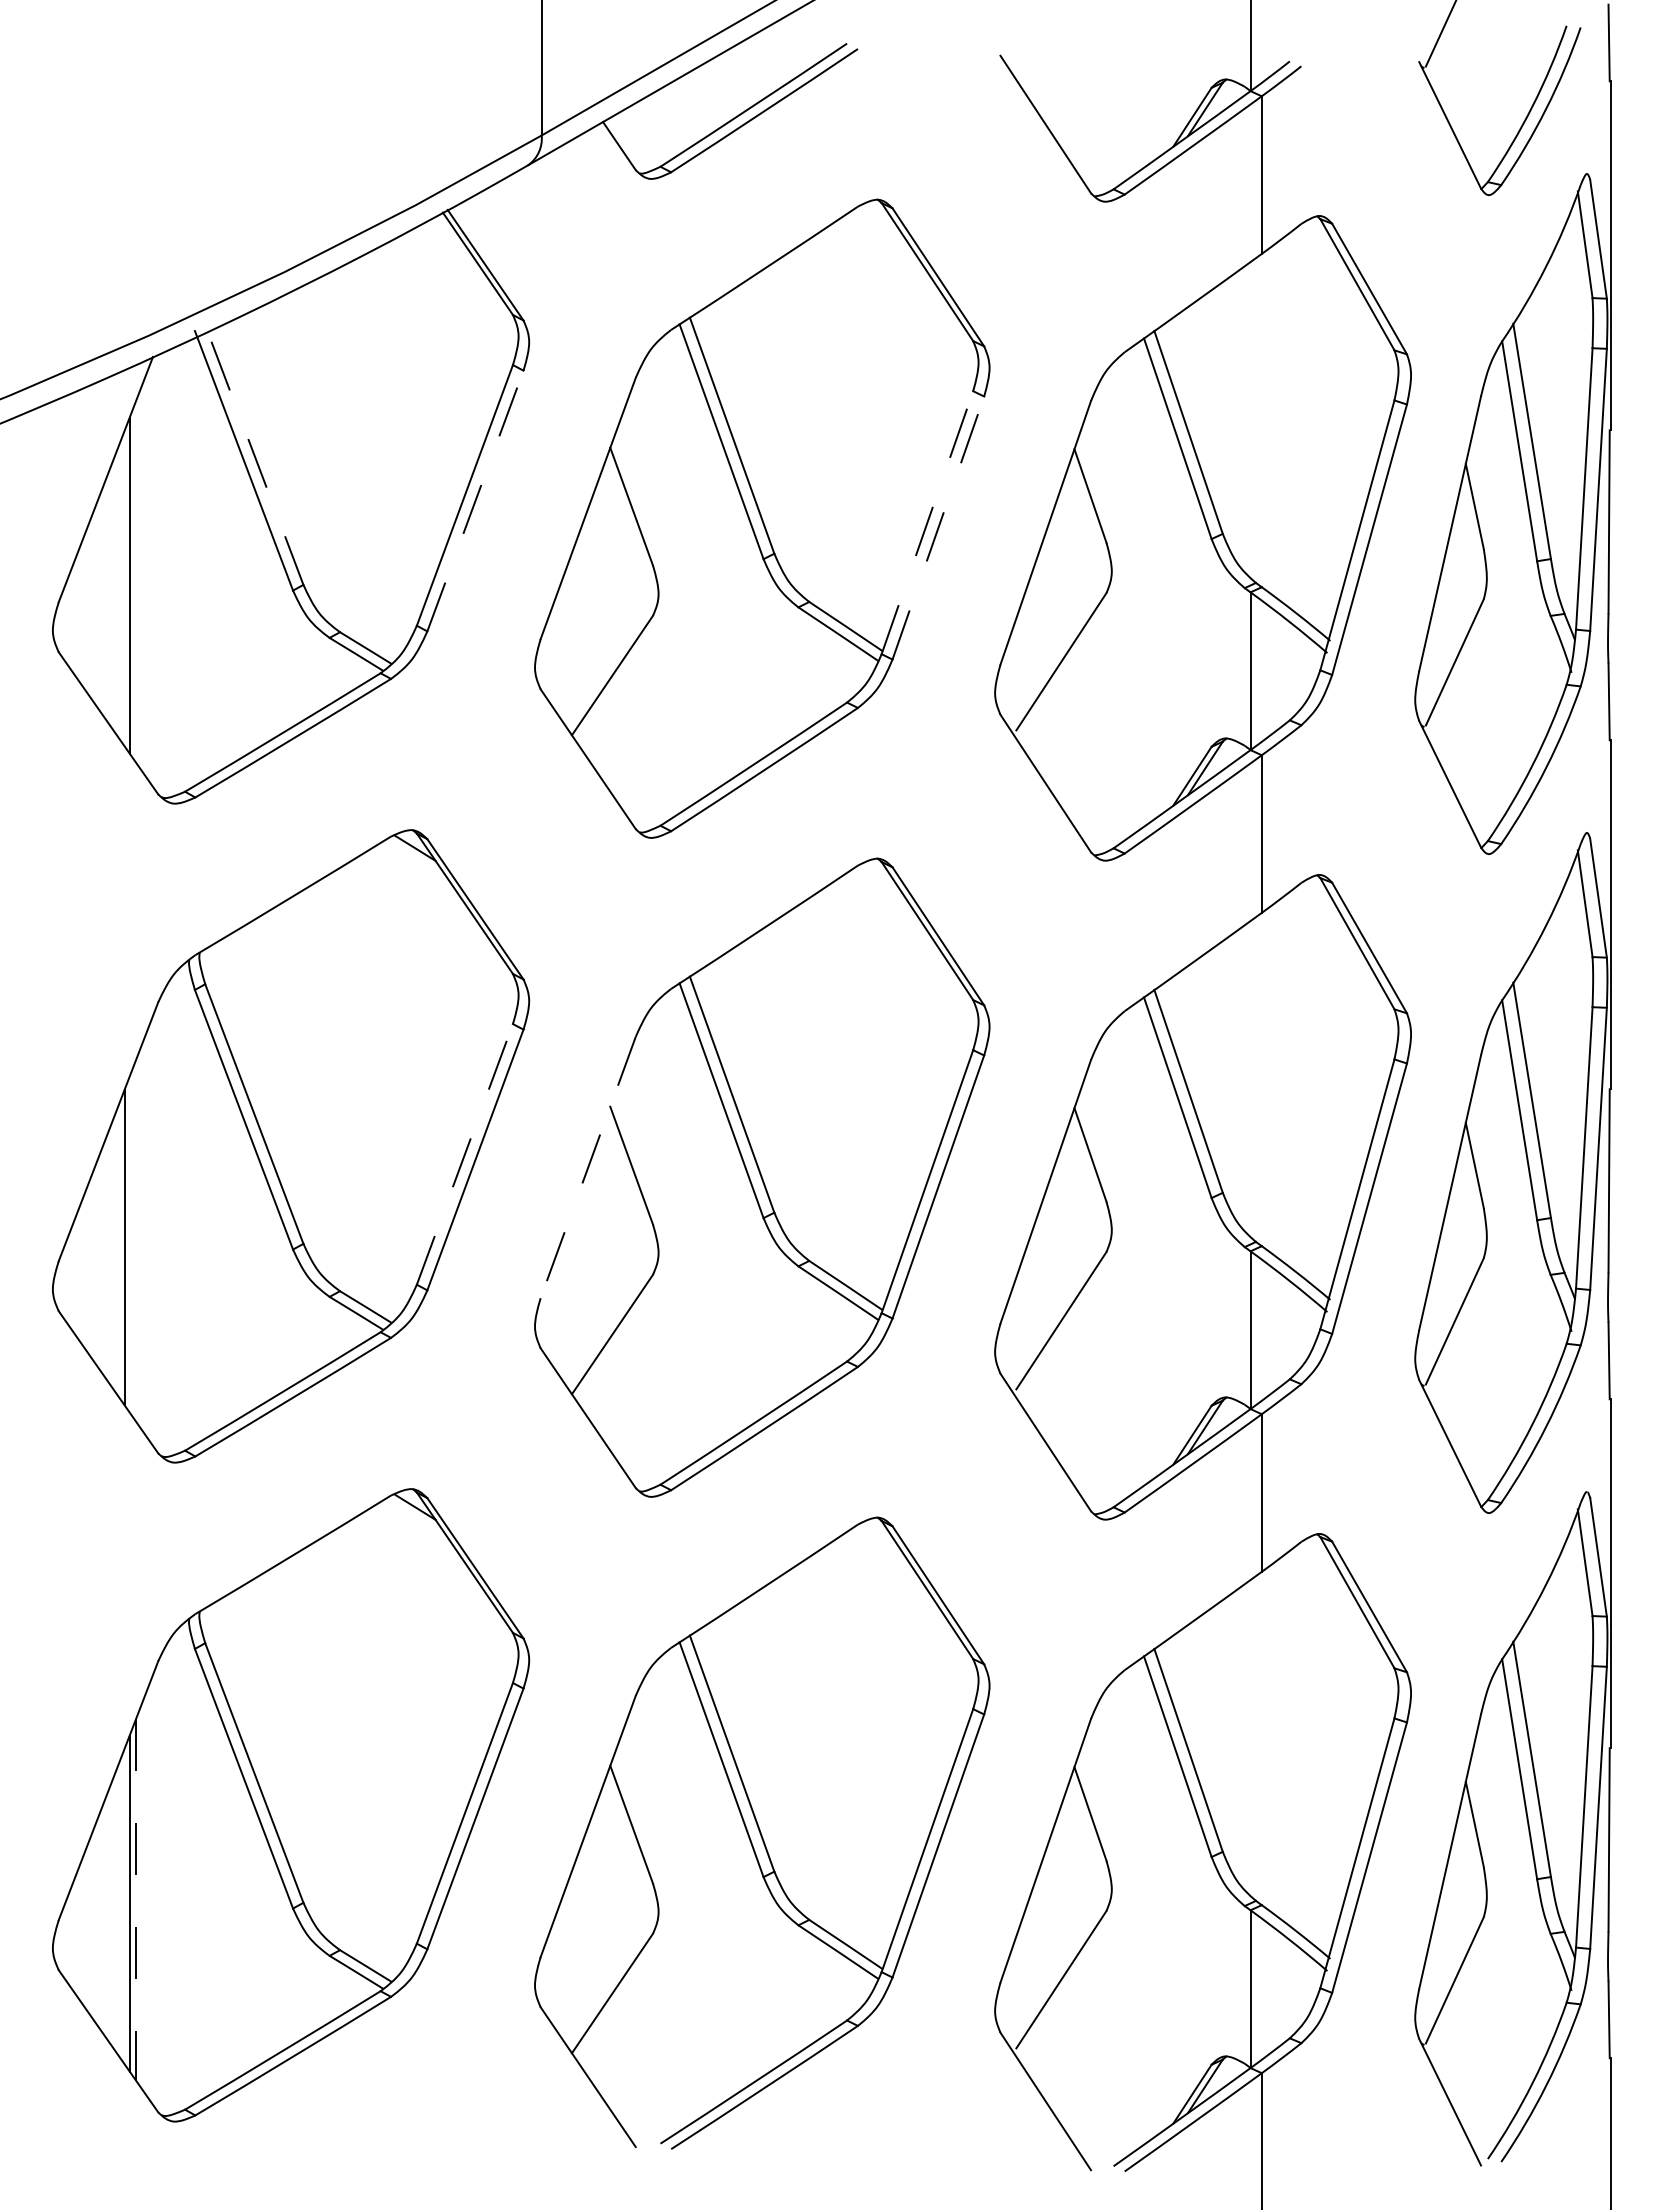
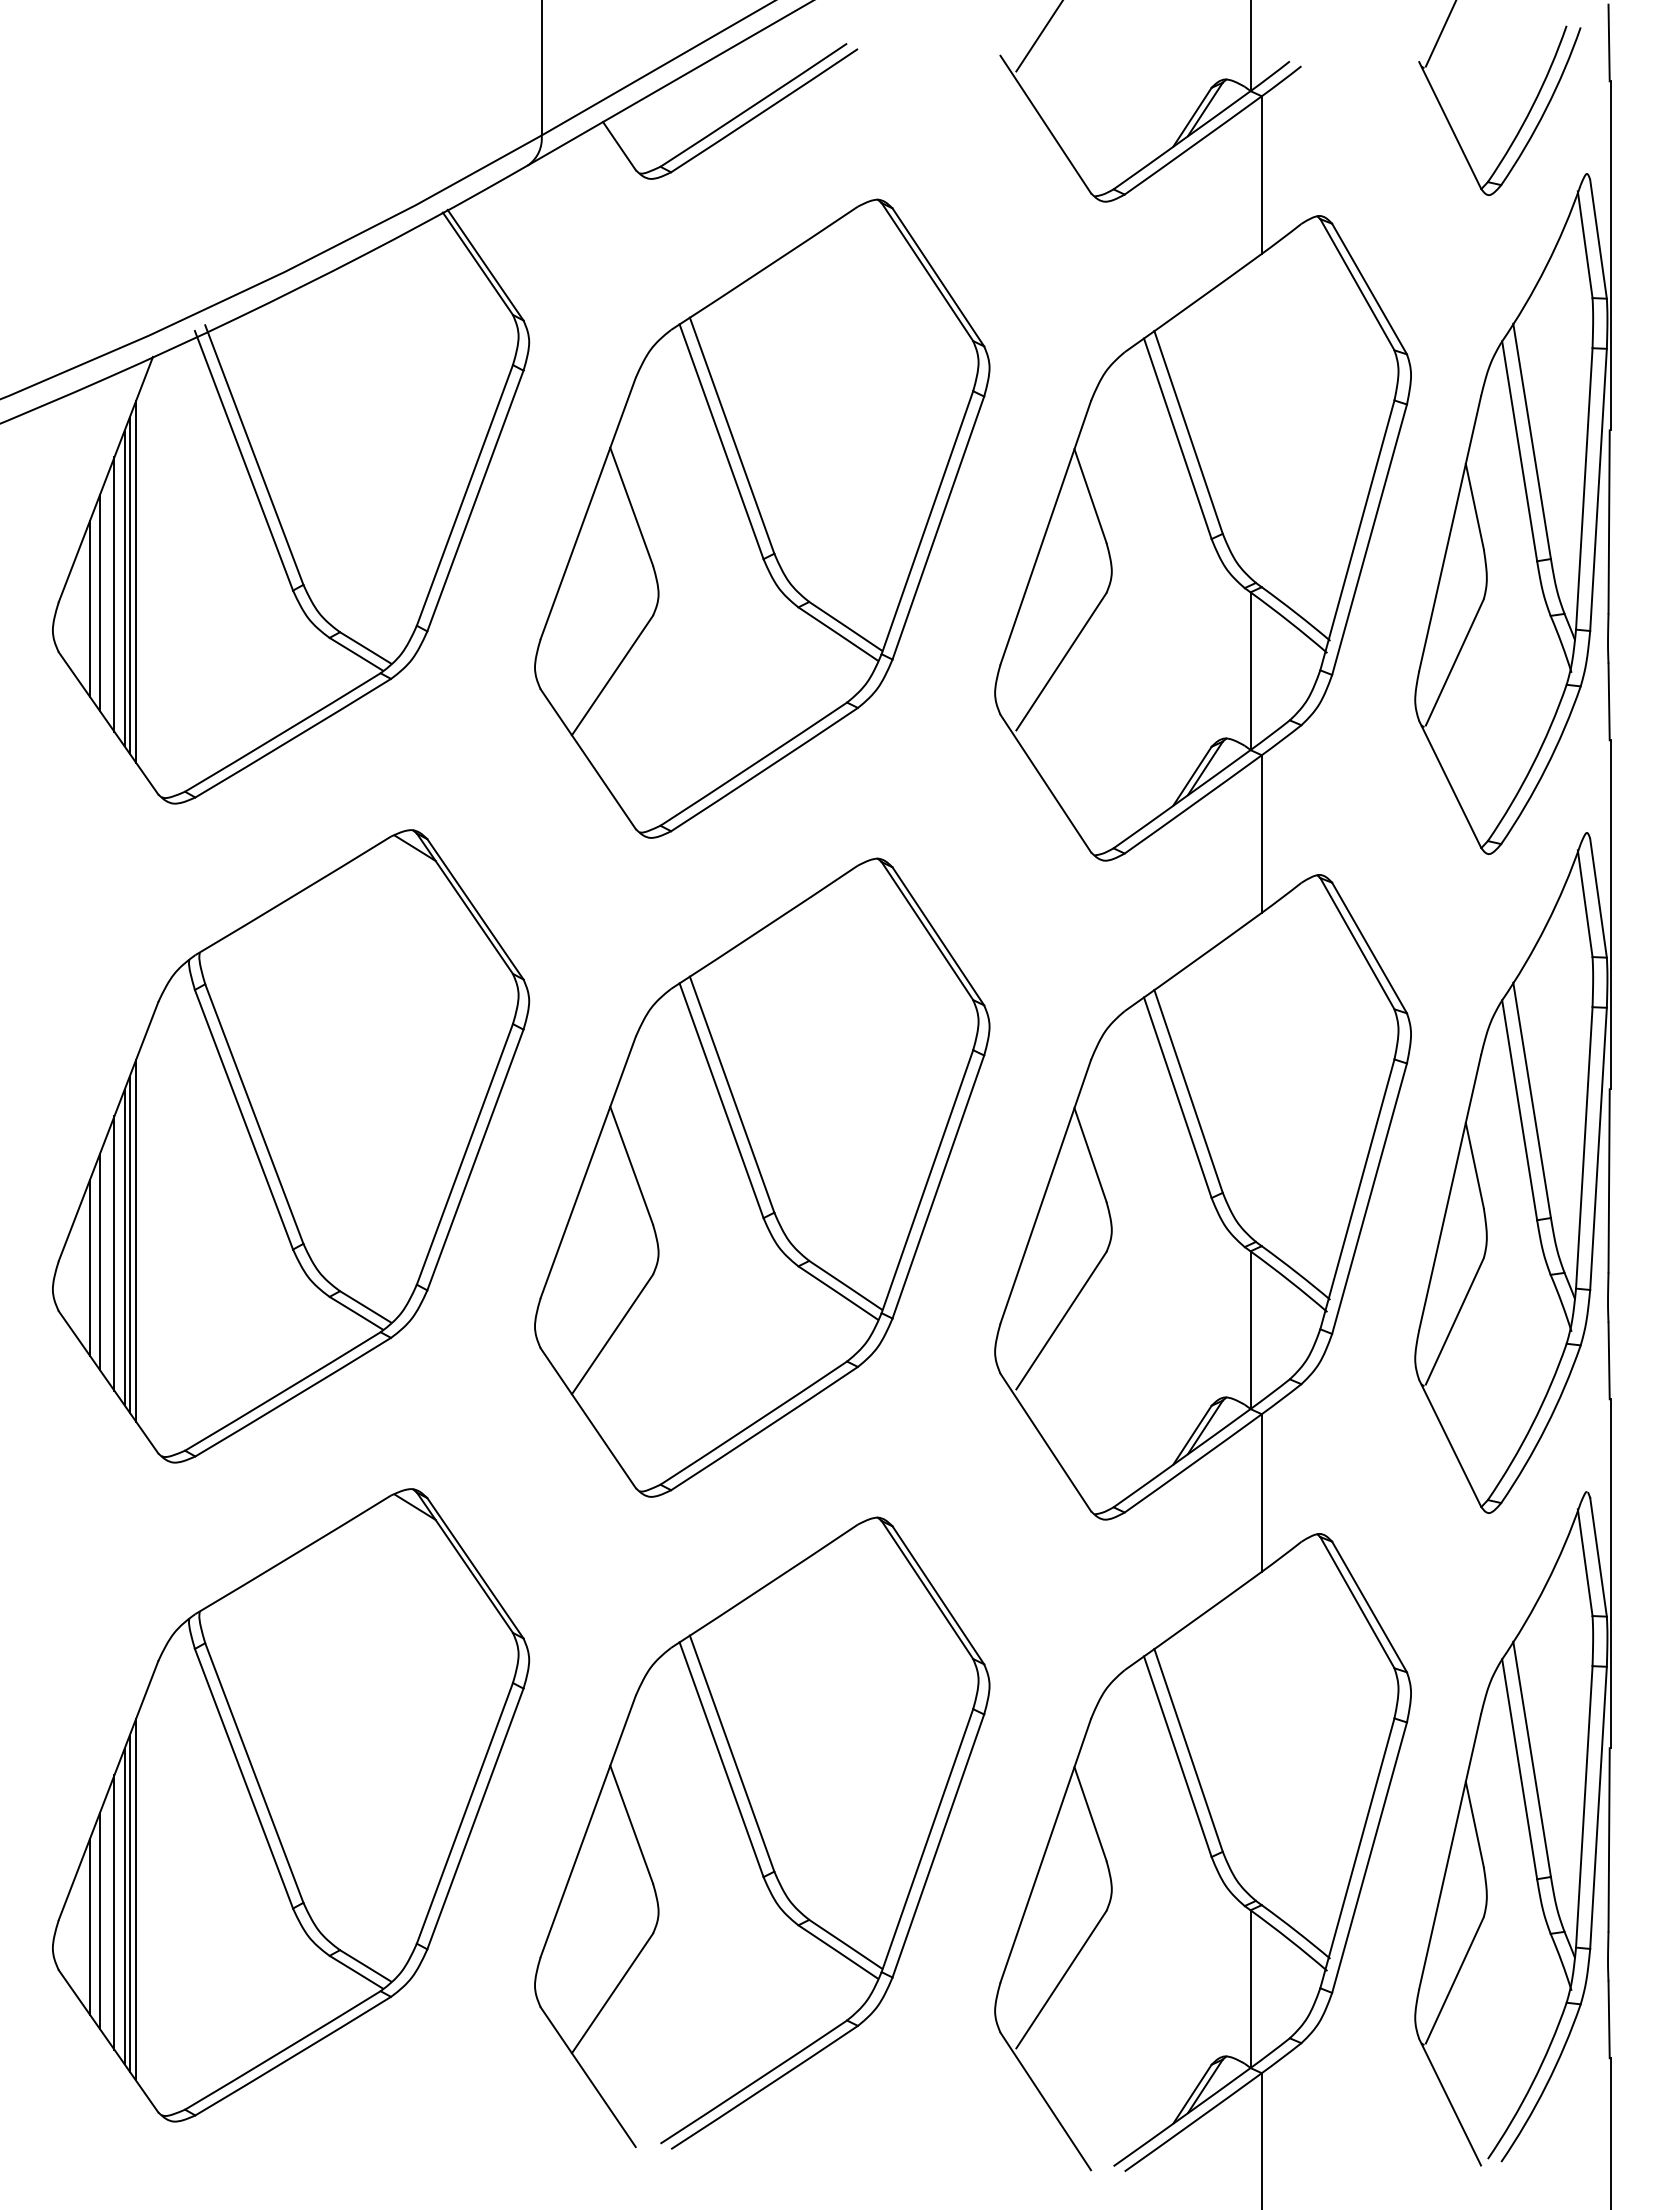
line: none -> present (1038, 36)
line: dashed -> solid (254, 455)
line: dashed -> solid (475, 501)
line: dashed -> solid (927, 522)
line: dashed -> solid (938, 527)
line: none -> present (135, 581)
line: none -> present (124, 588)
line: none -> present (114, 594)
line: none -> present (100, 602)
line: none -> present (89, 608)
line: dashed -> solid (464, 1154)
line: dashed -> solid (588, 1167)
line: none -> present (135, 1240)
line: none -> present (129, 1244)
line: none -> present (114, 1253)
line: none -> present (100, 1261)
line: none -> present (89, 1267)
line: dashed -> solid (135, 1899)
line: none -> present (124, 1906)
line: none -> present (114, 1912)
line: none -> present (100, 1920)
line: none -> present (89, 1926)
